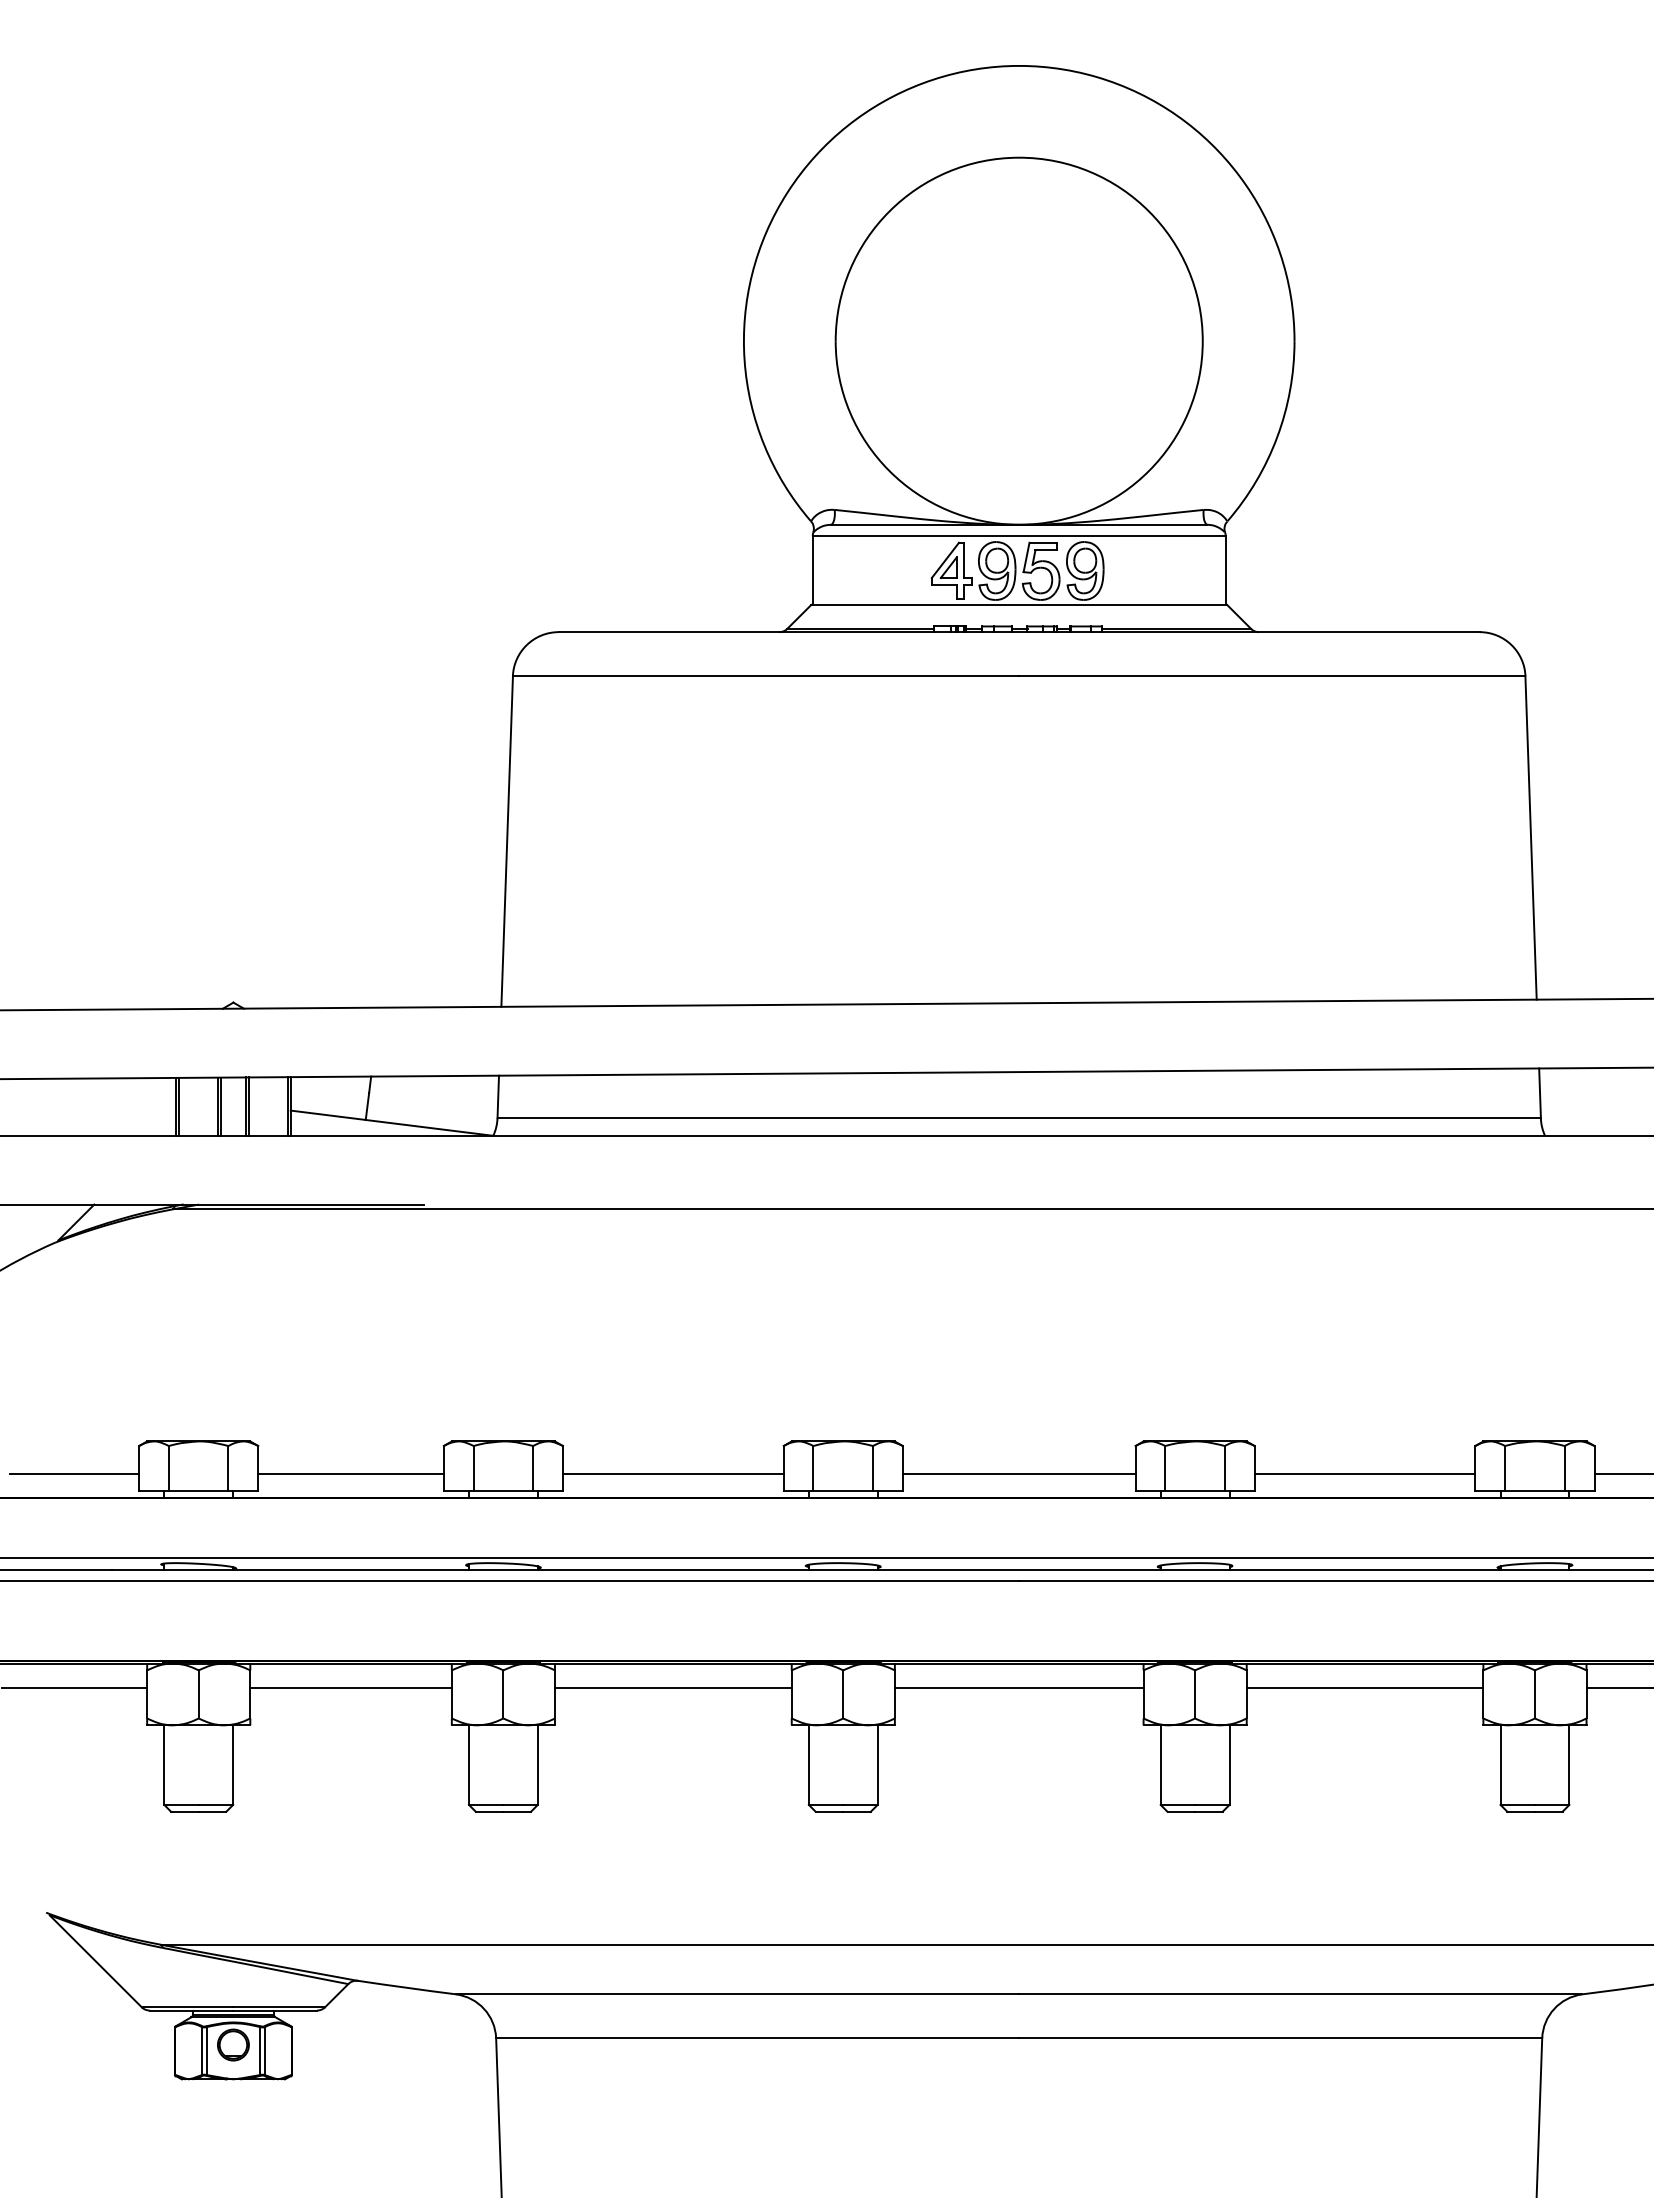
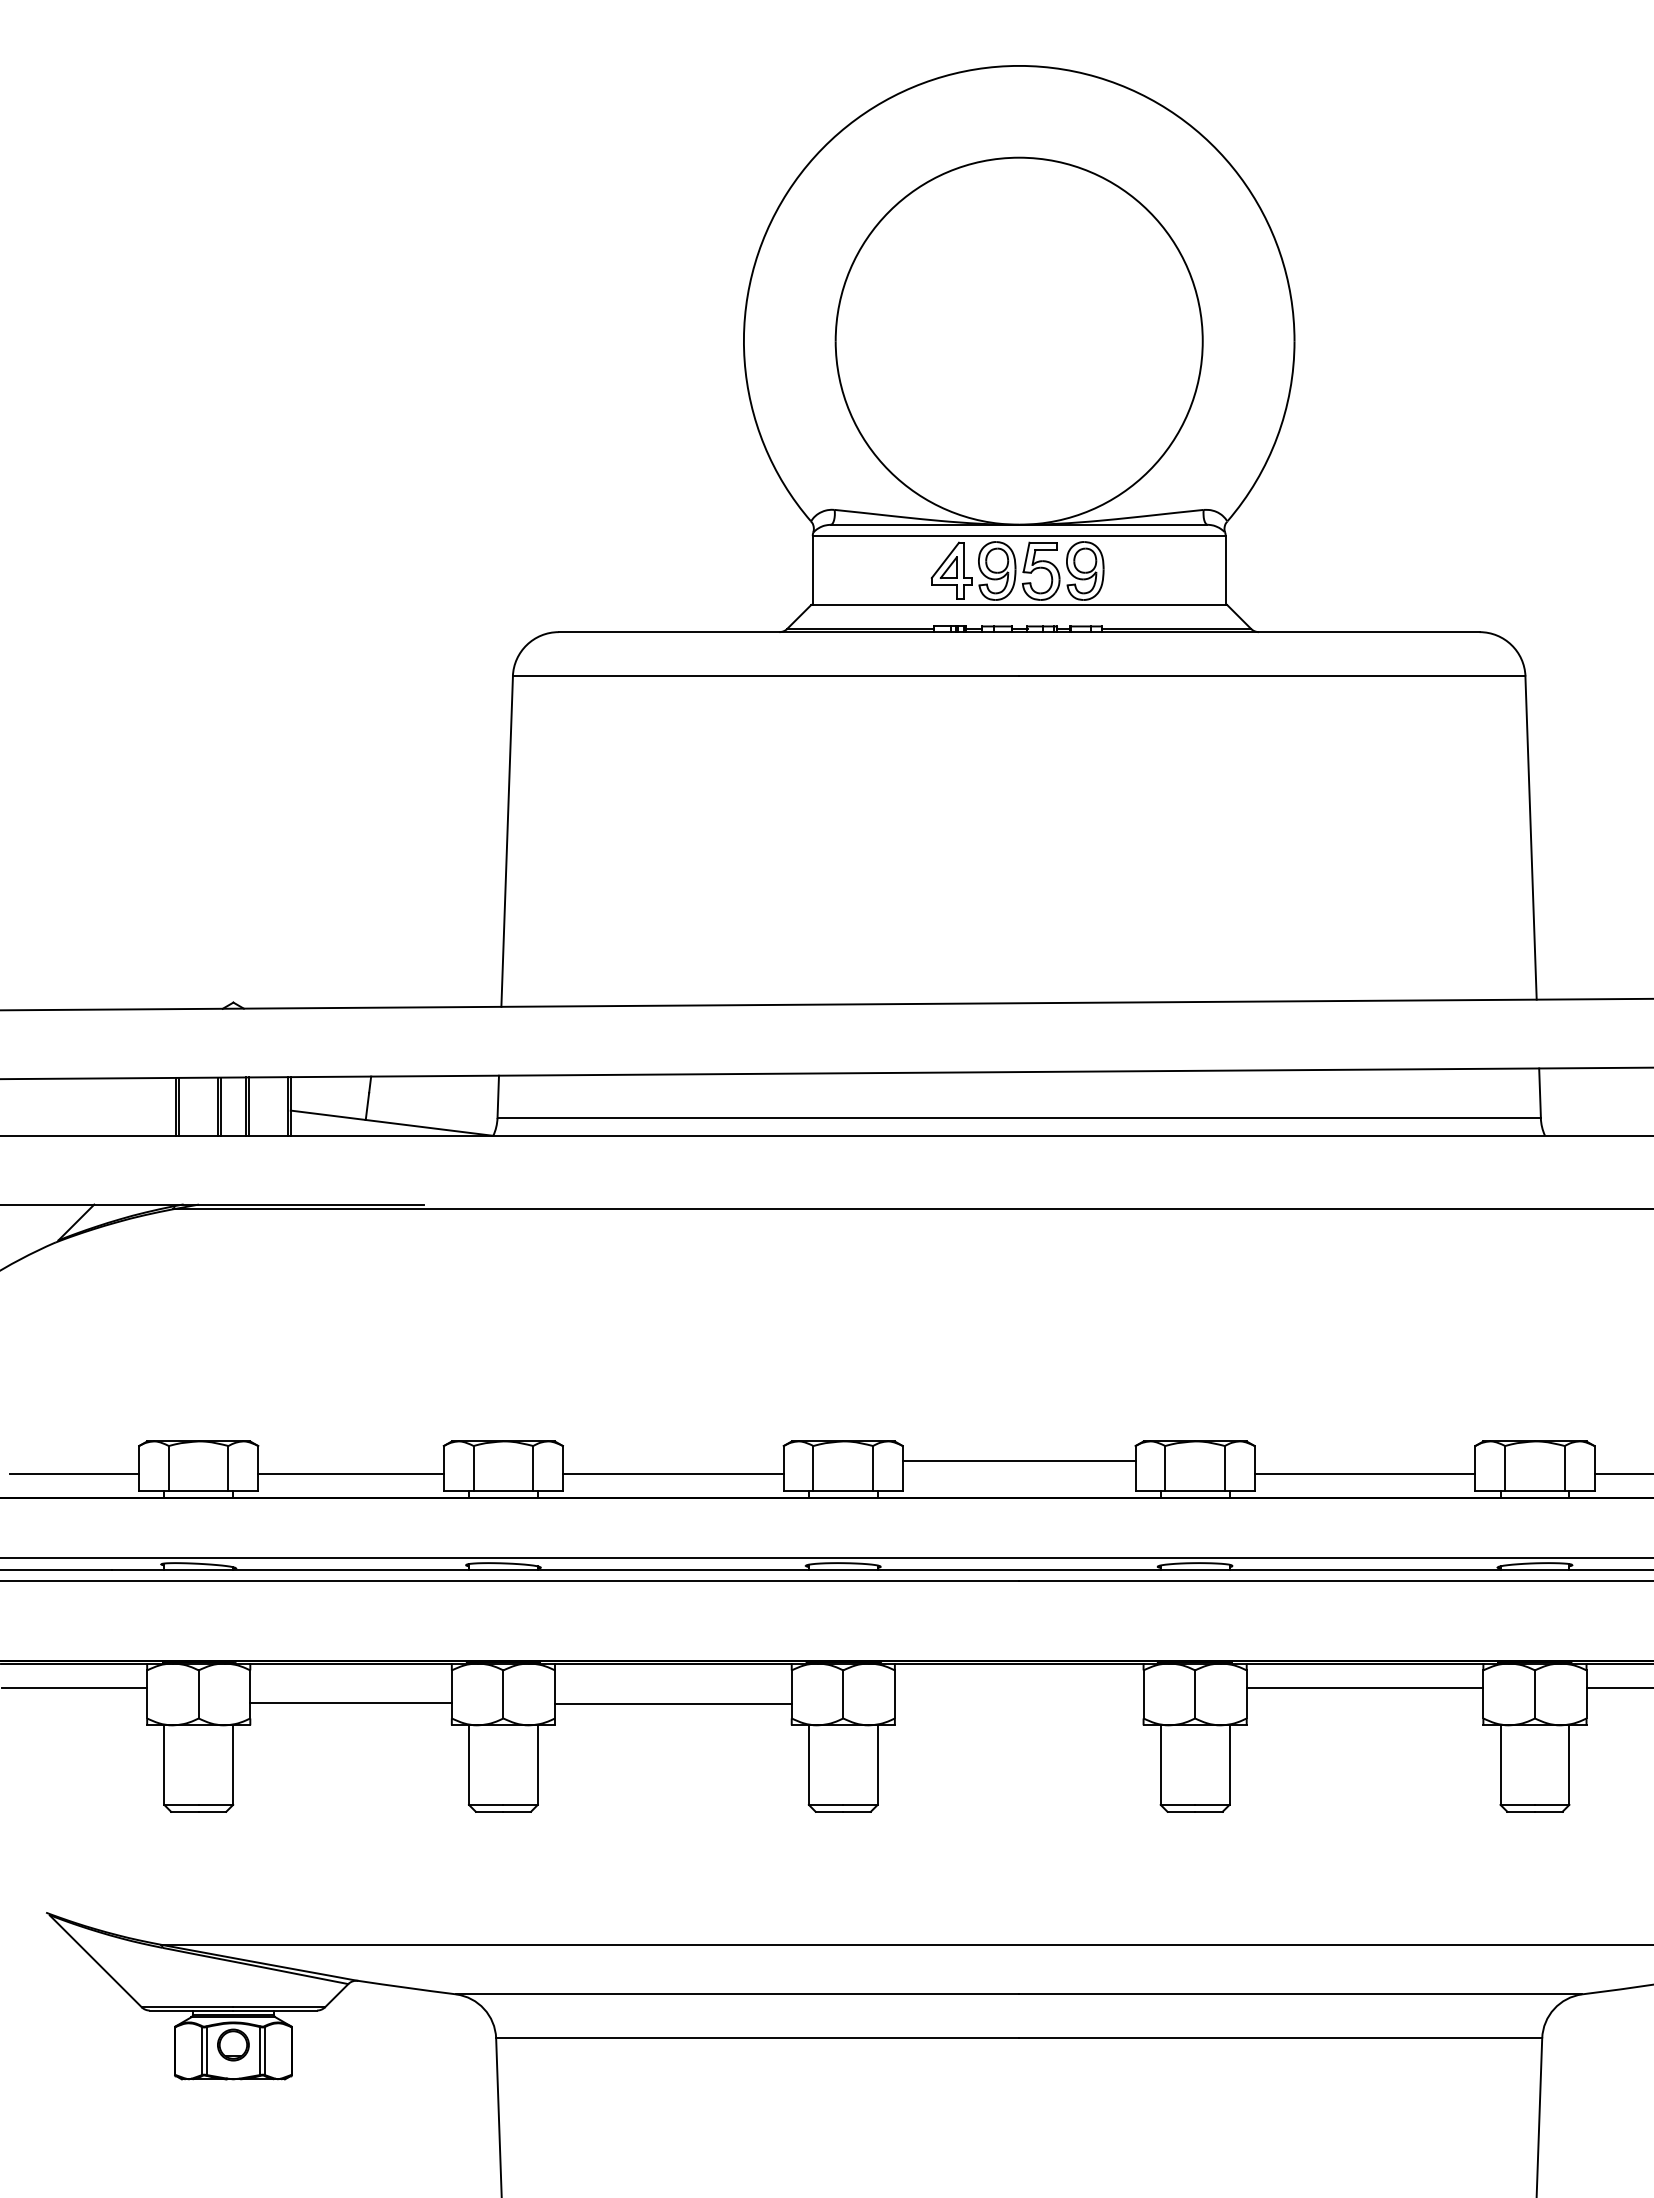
line position: (1018, 1473) -> (1018, 1460) (1018, 1460)
line position: (350, 1688) -> (350, 1703) (350, 1703)
line position: (672, 1688) -> (672, 1704) (672, 1704)
line: present -> none (1018, 1688)
